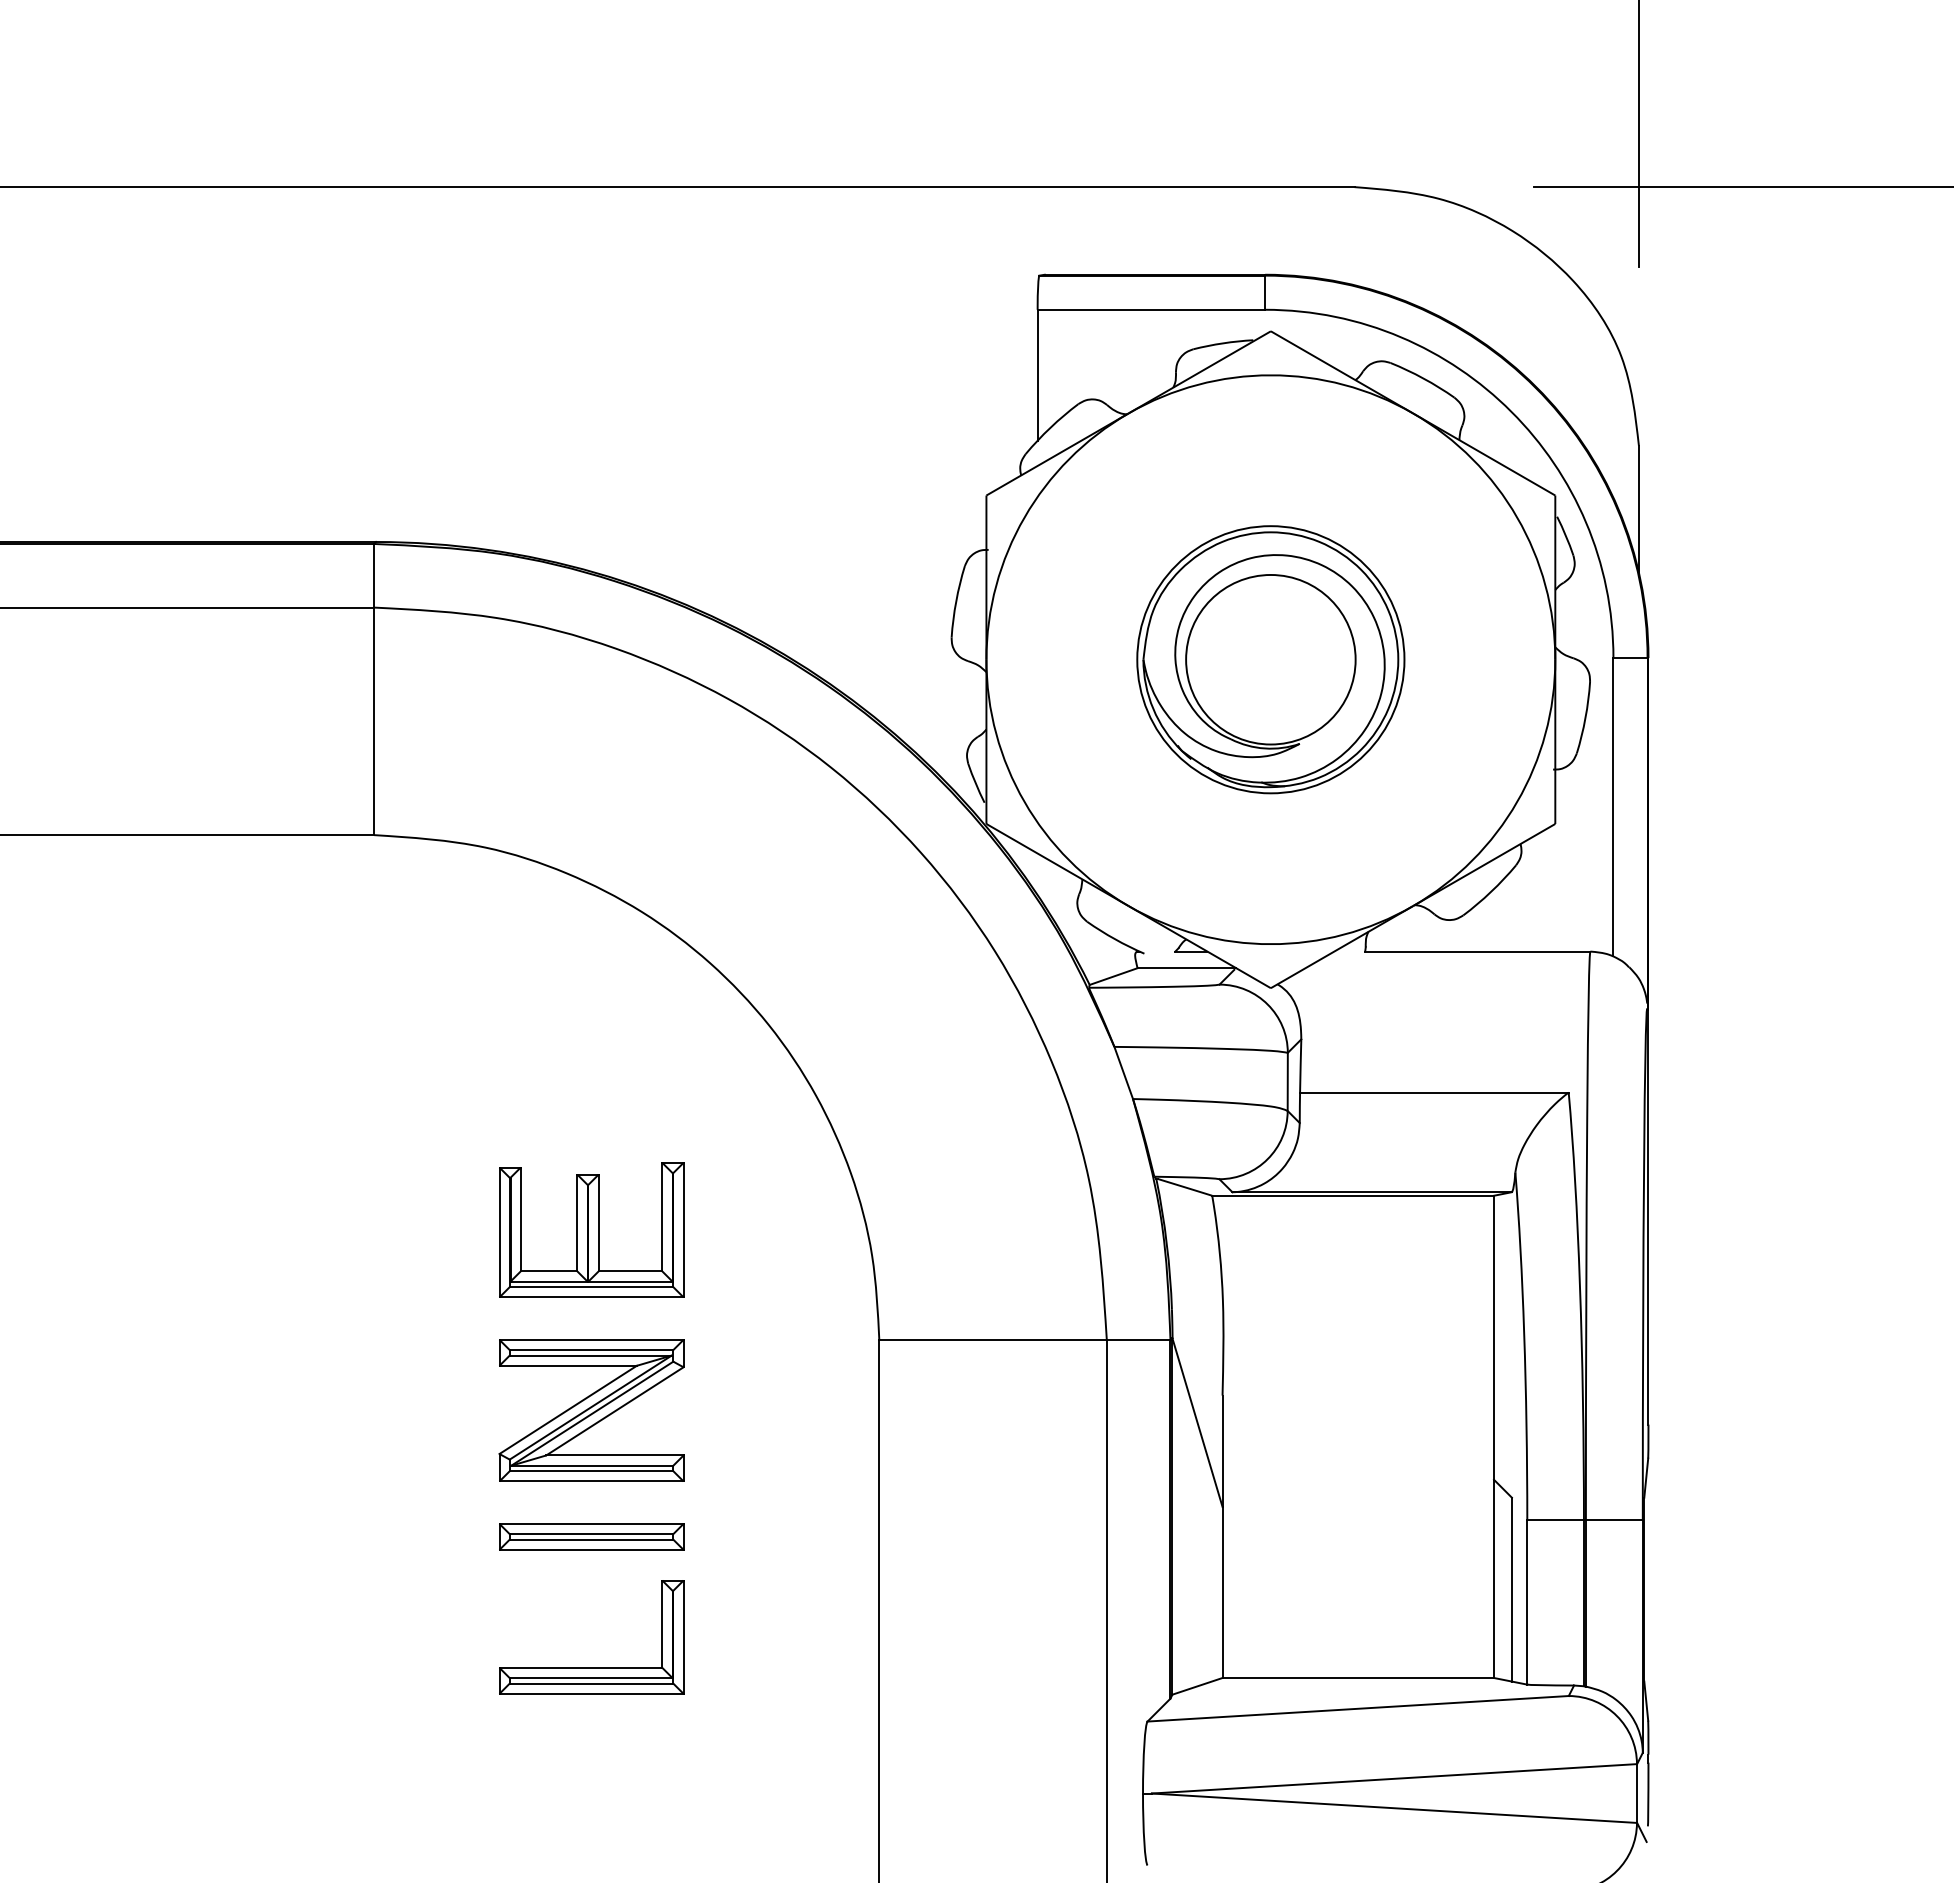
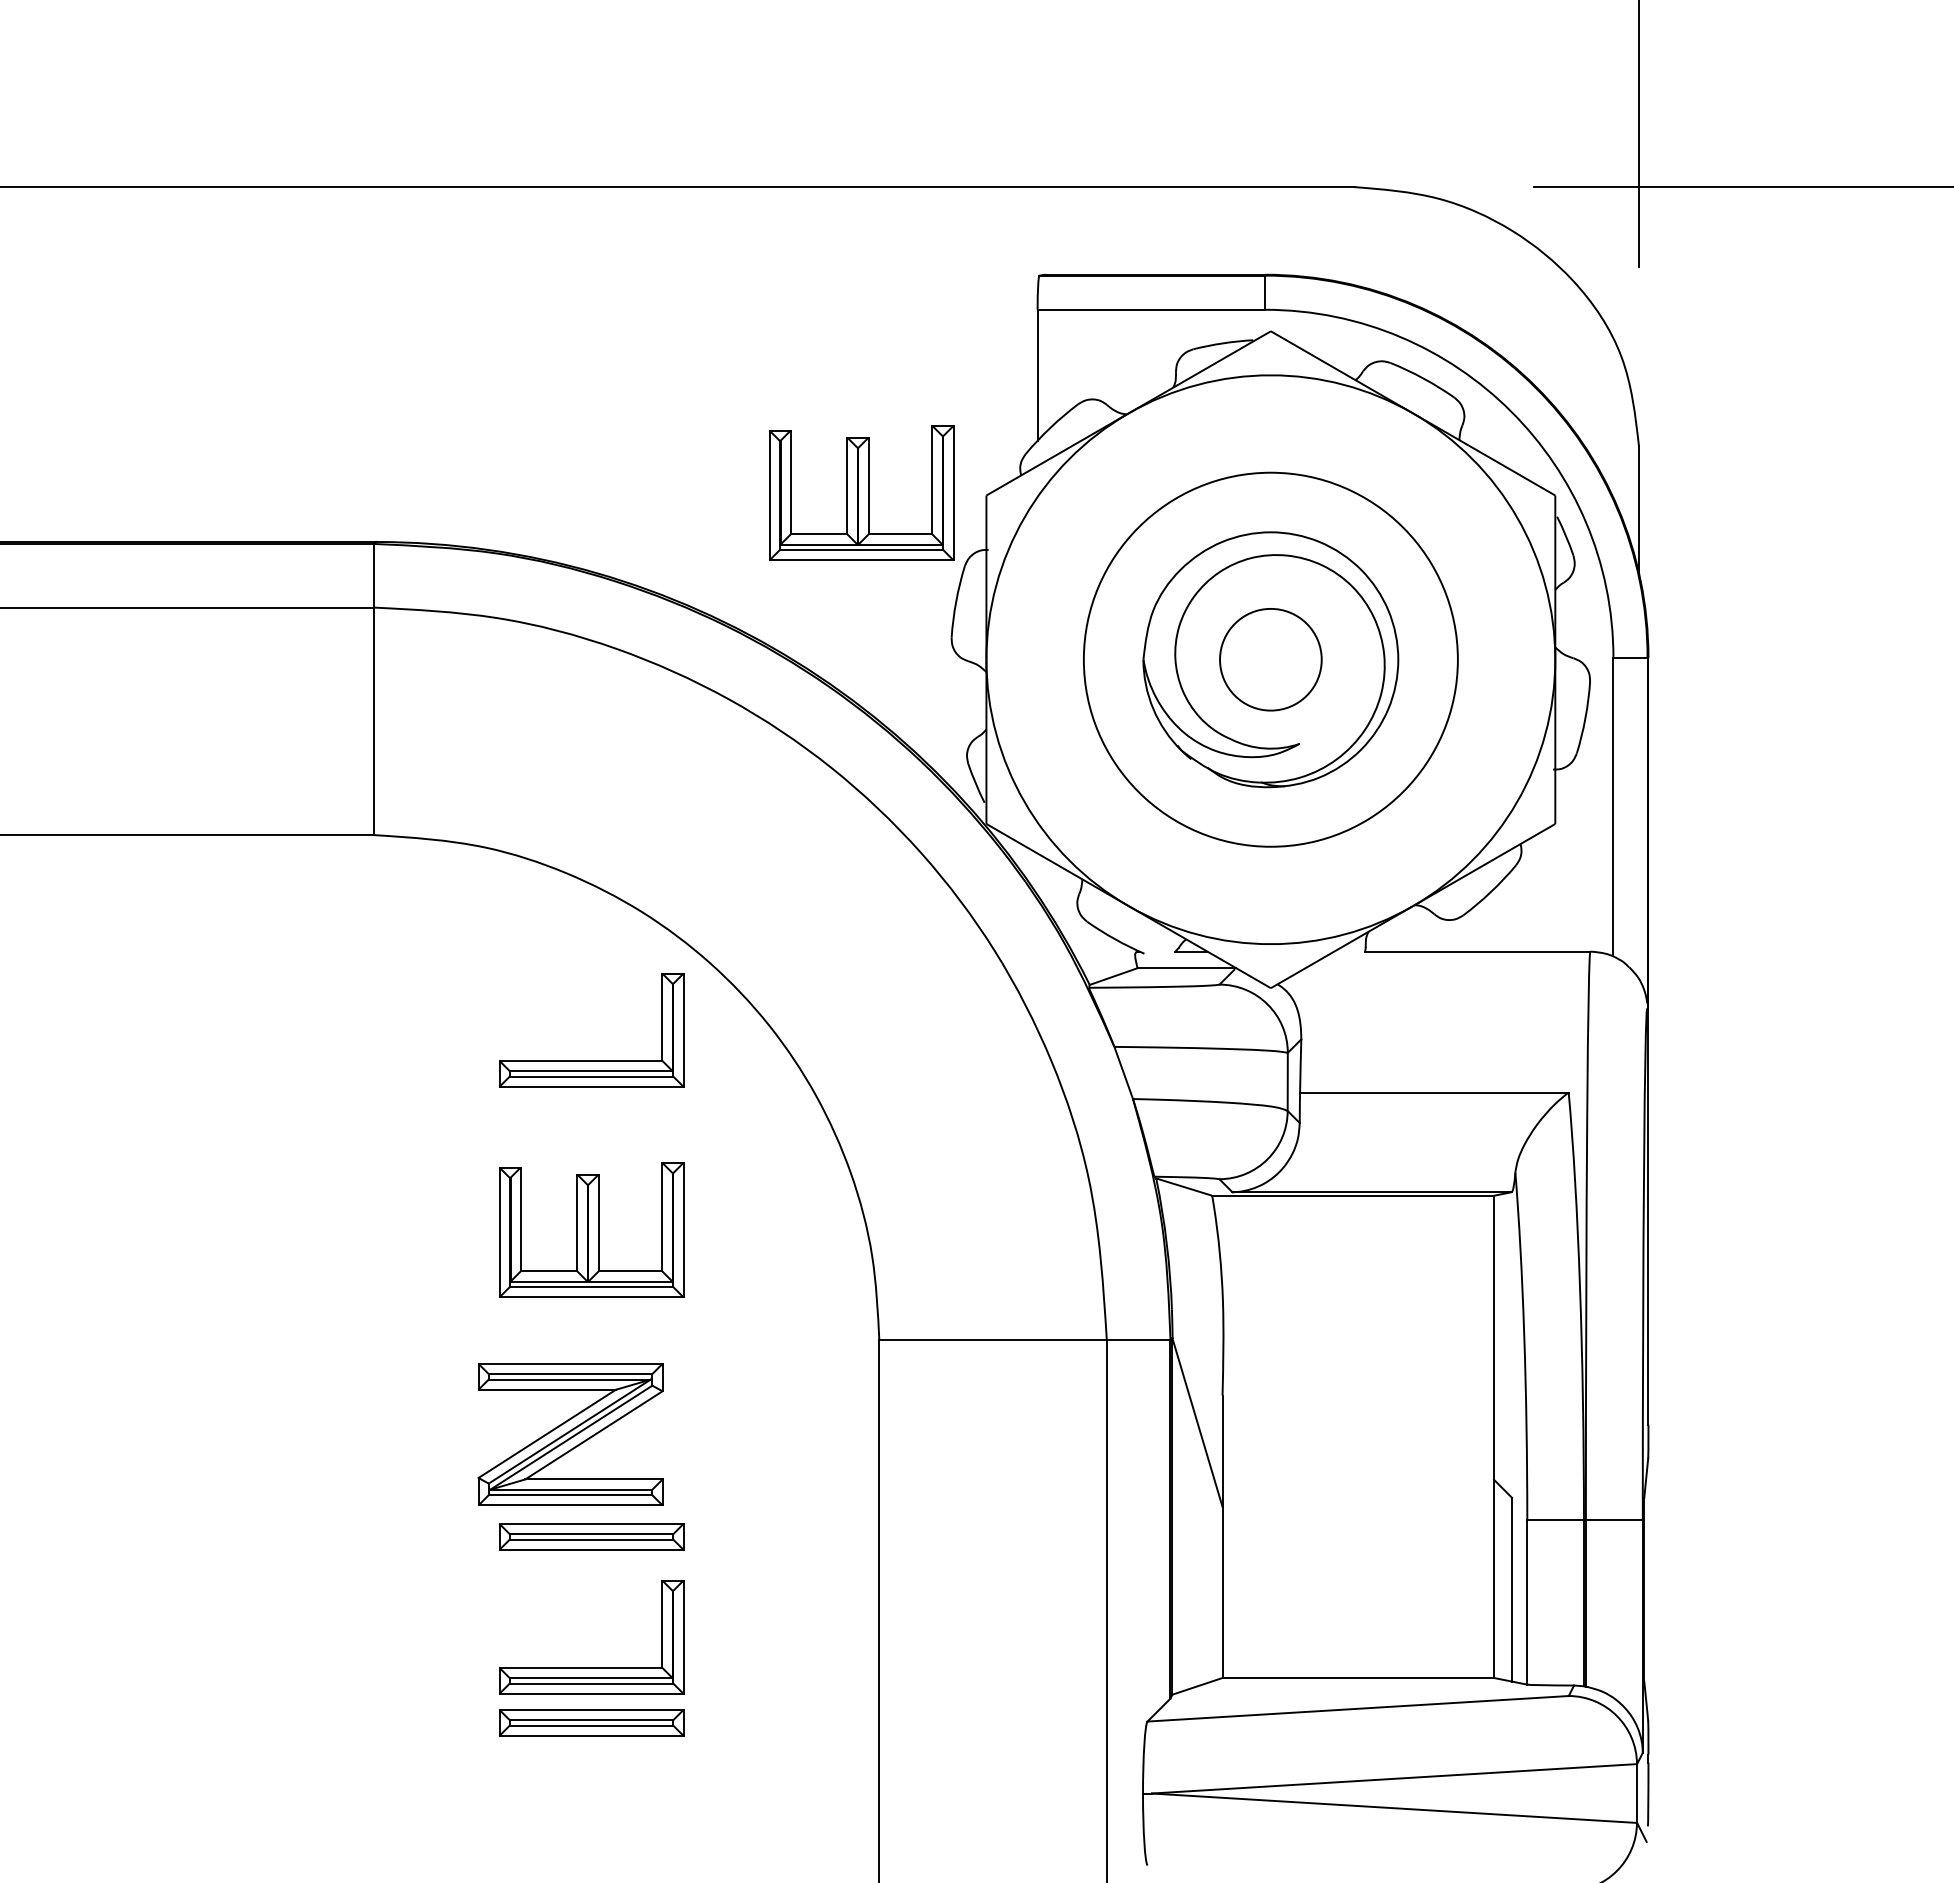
part: none -> present (861, 492)
circle diameter: 170 px -> 102 px (1270, 659)
circle diameter: 267 px -> 374 px (1270, 659)
part: none -> present (591, 1060)
part position: (591, 1410) -> (570, 1434) (570, 1434)
part: none -> present (591, 1722)
